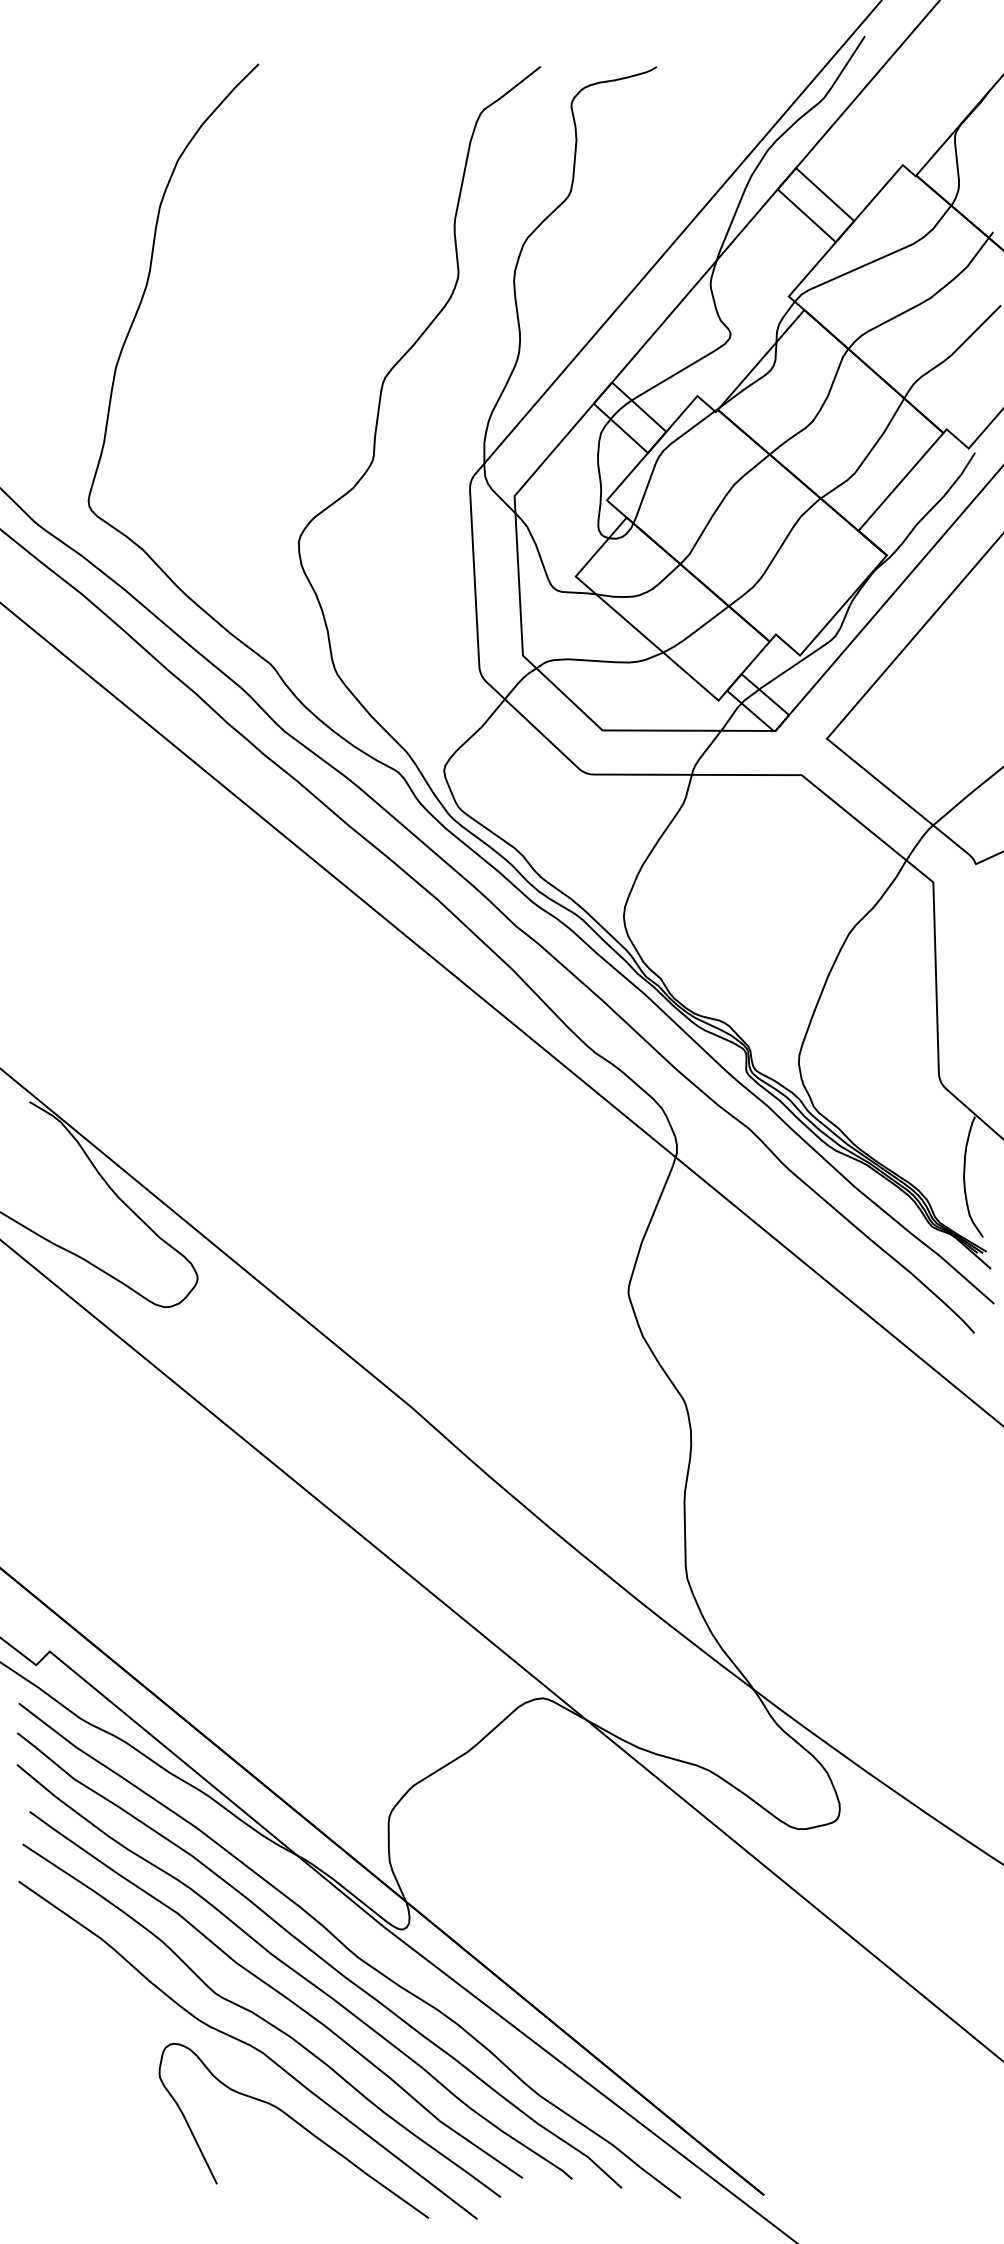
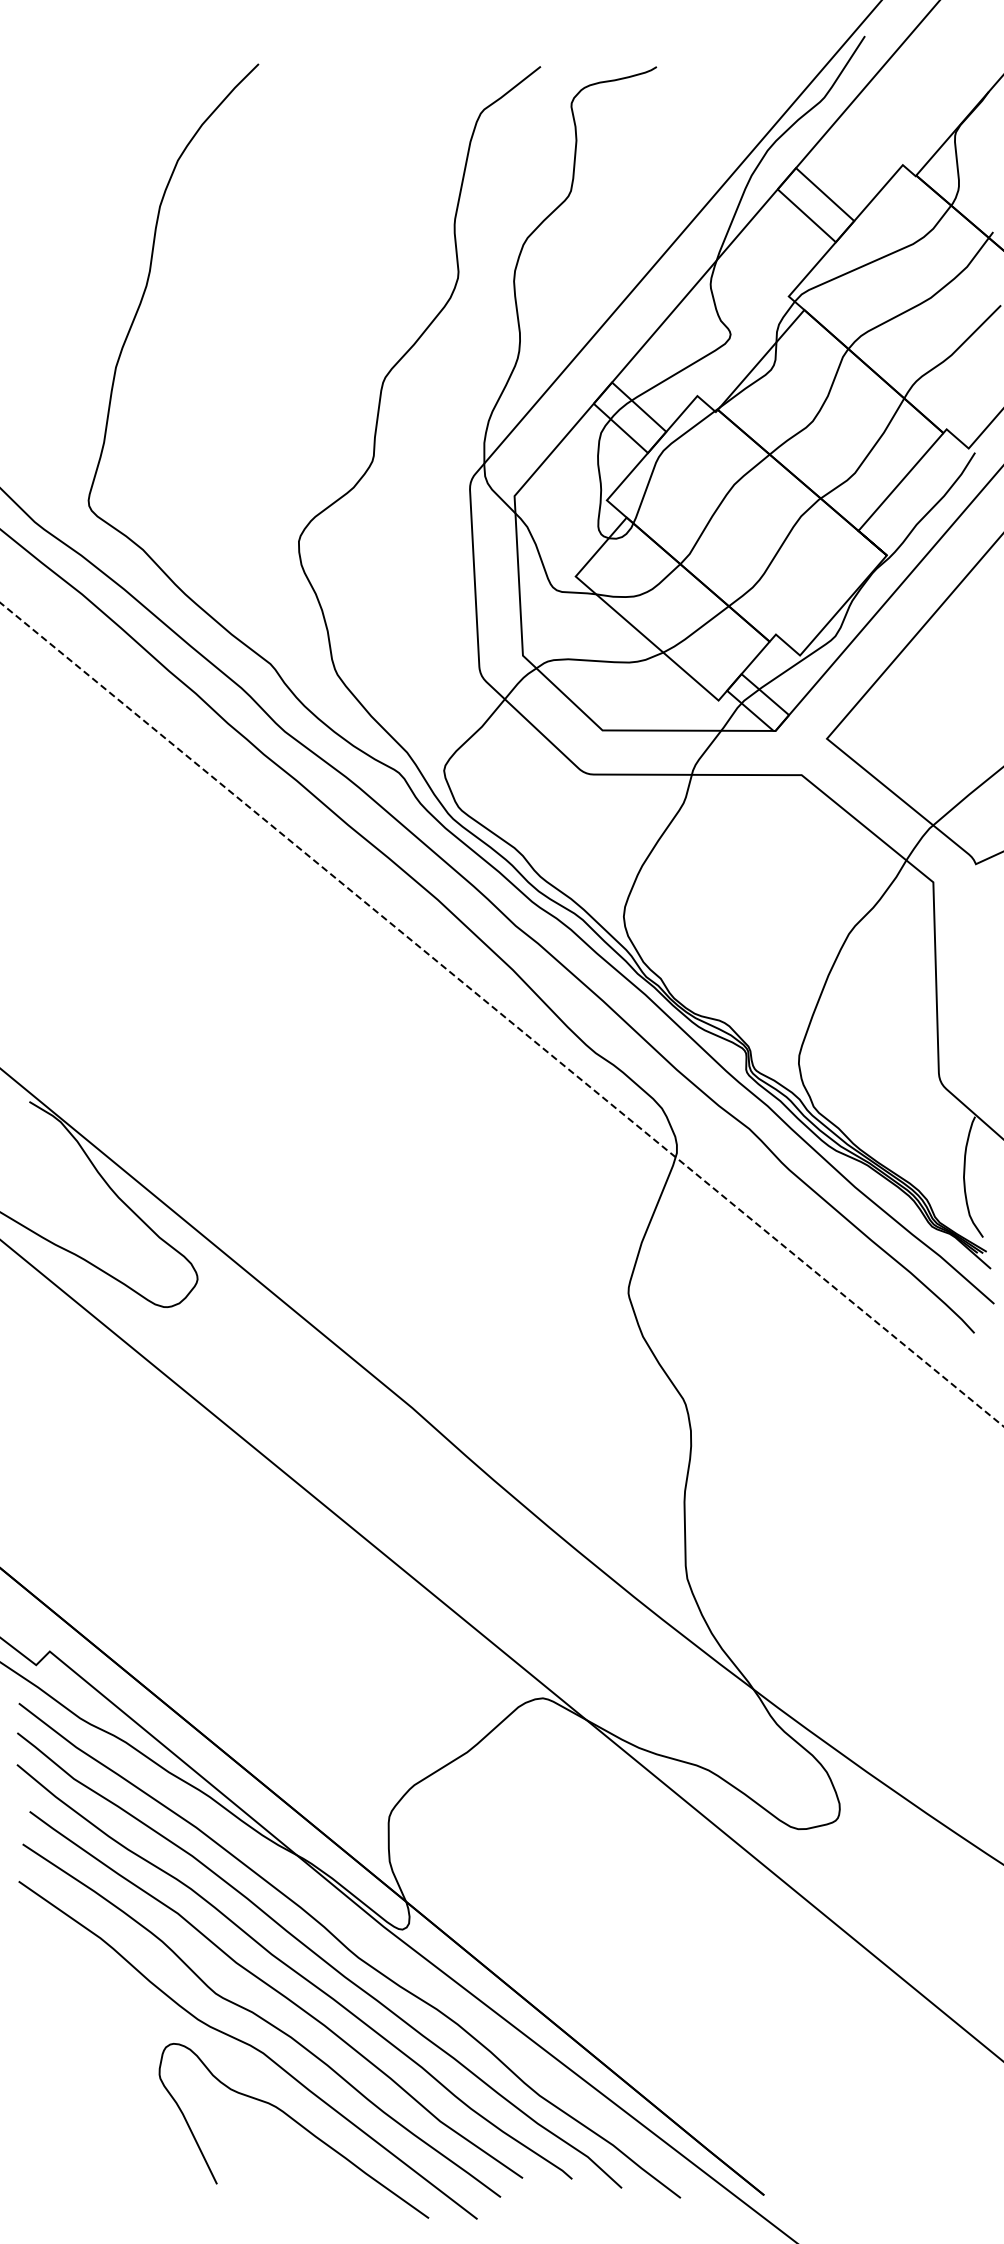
line: solid -> dashed (501, 1014)
